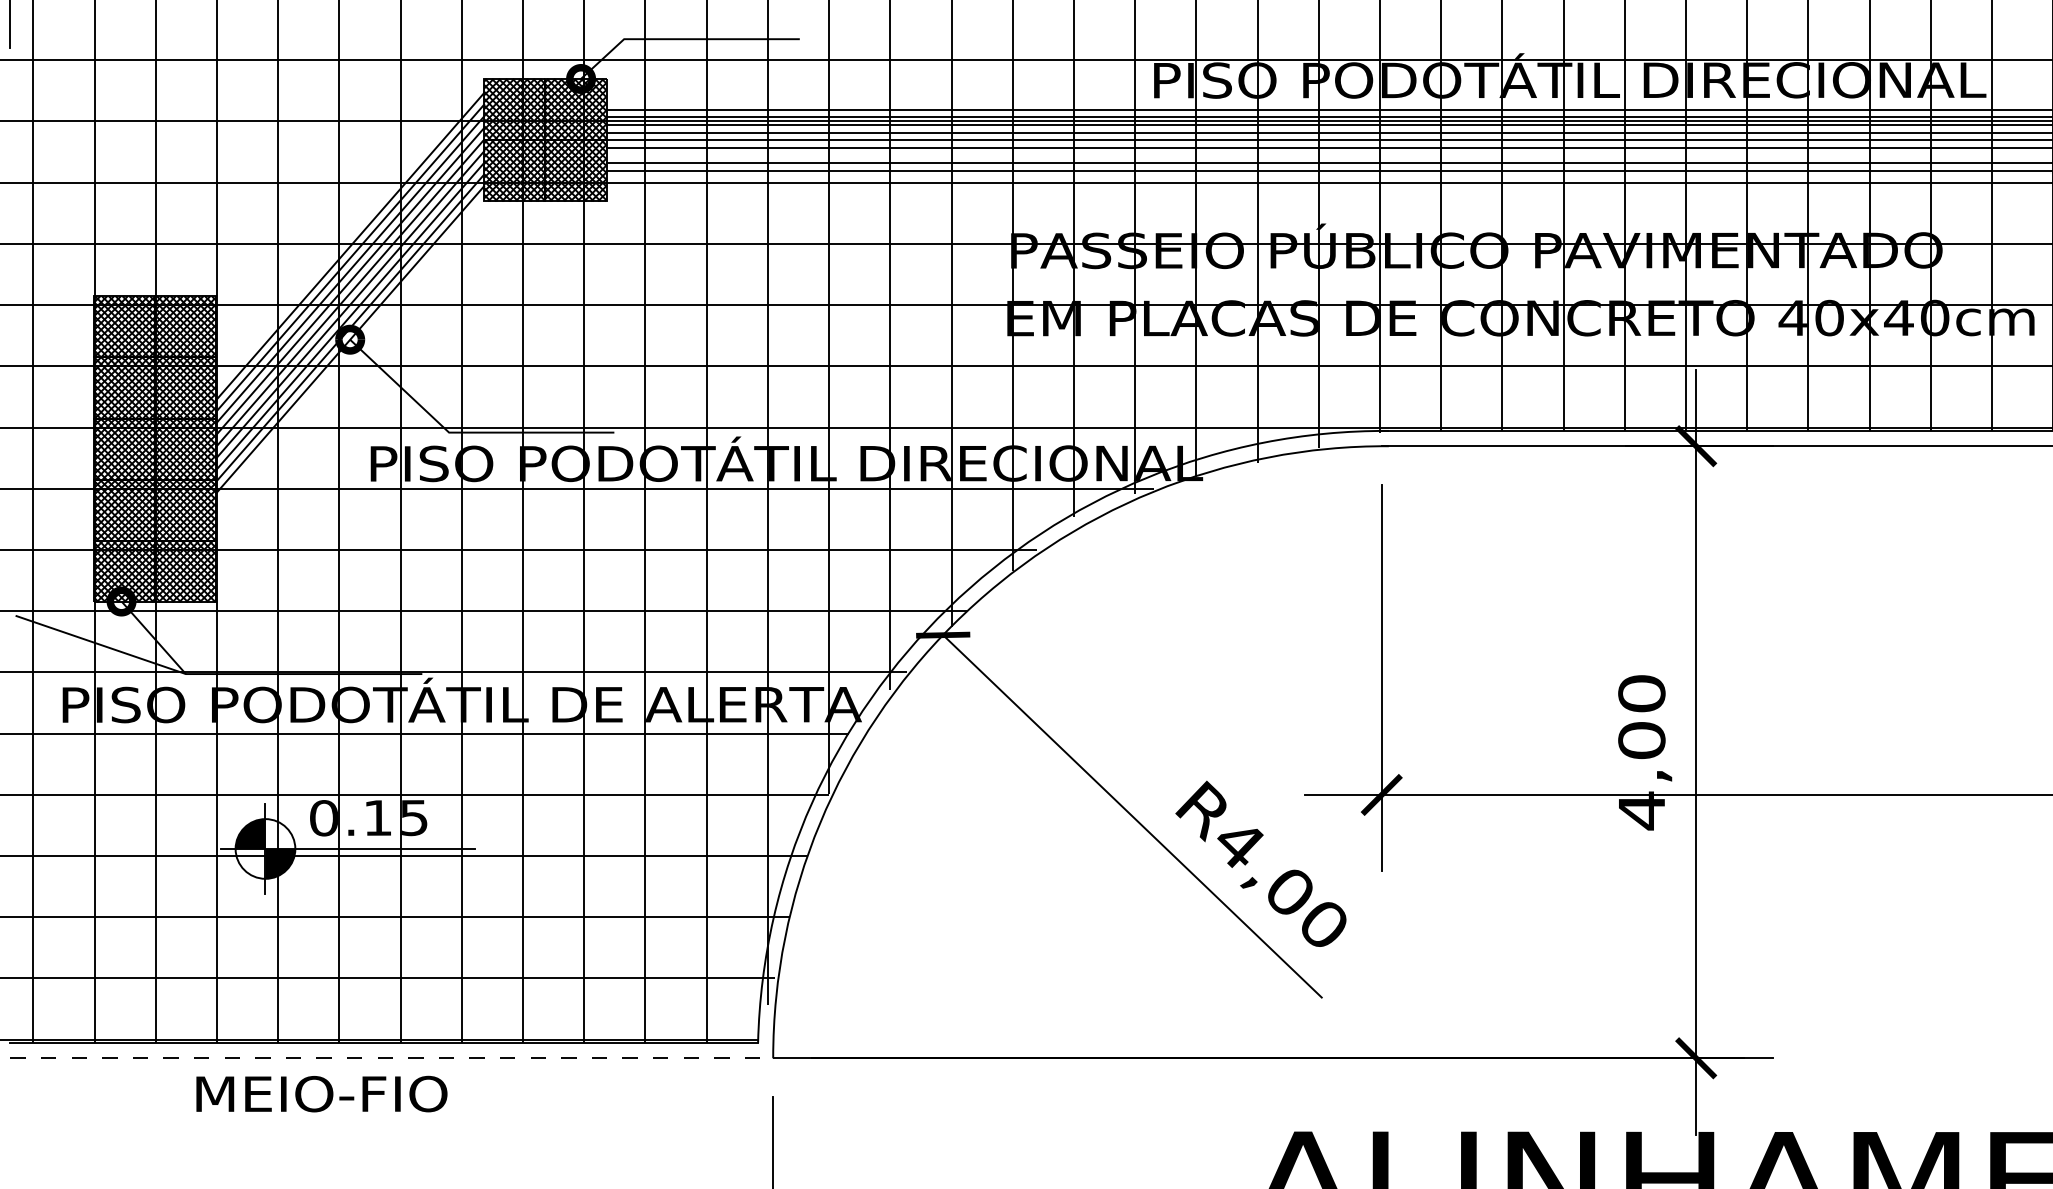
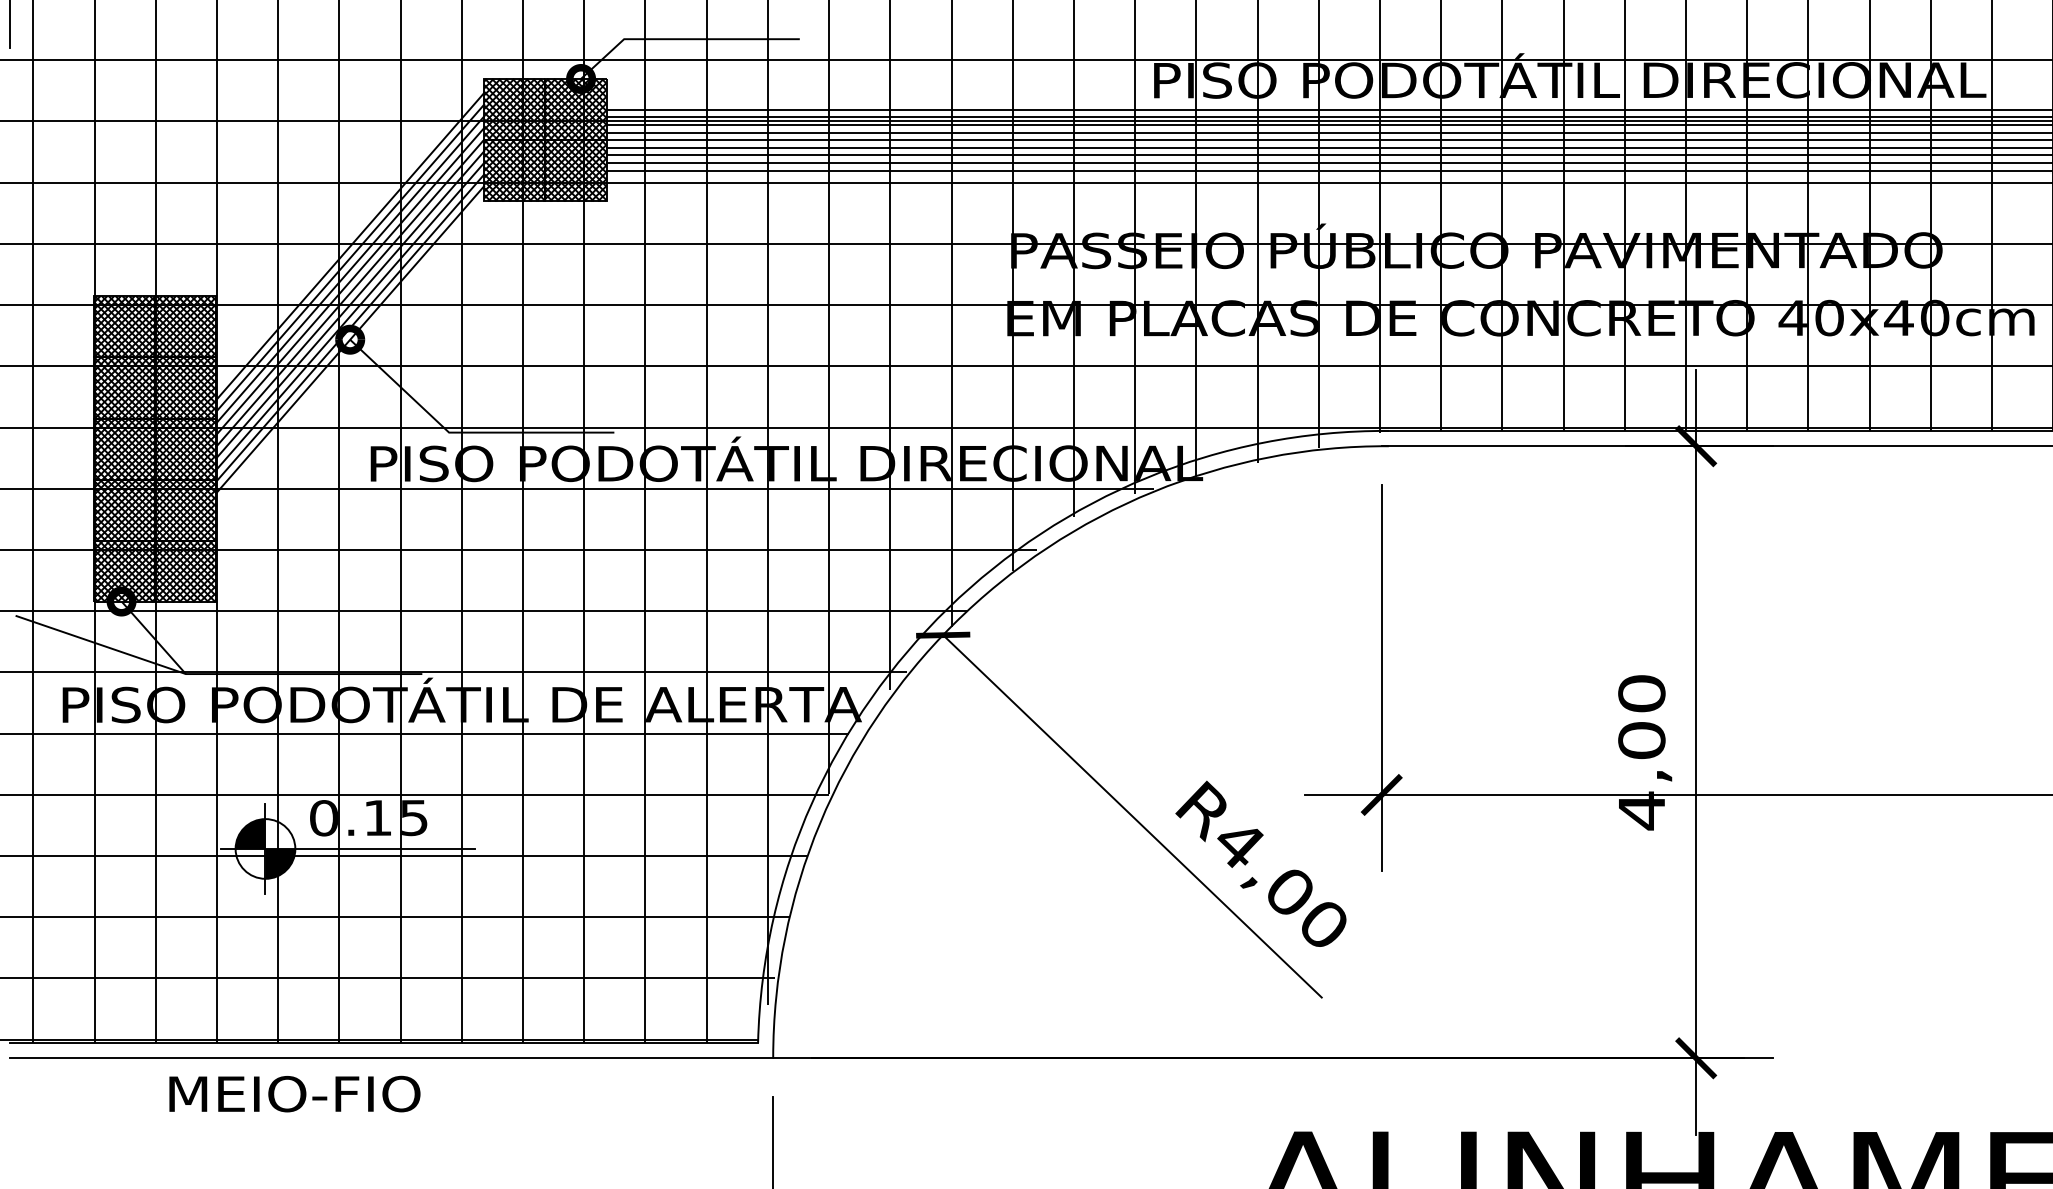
line: none -> present (1327, 155)
line: dashed -> solid (392, 1058)
text position: (321, 1093) -> (294, 1093) (294, 1093)
